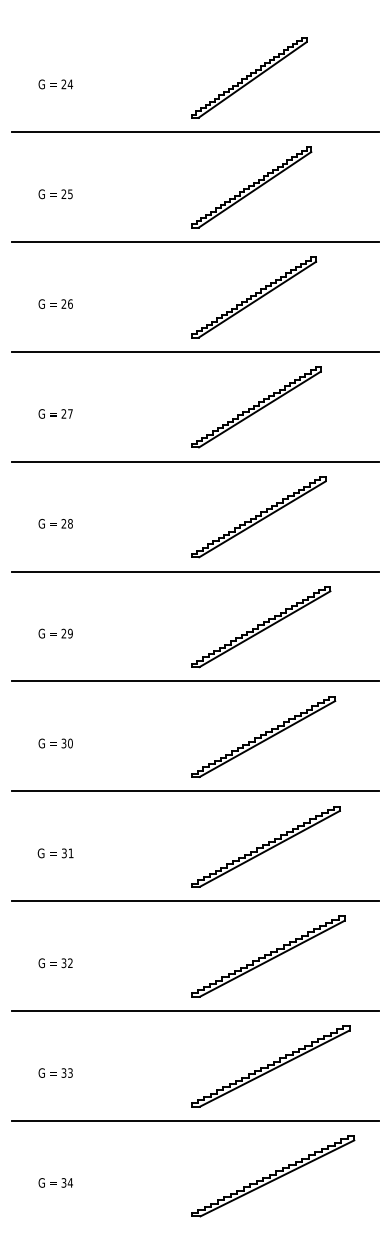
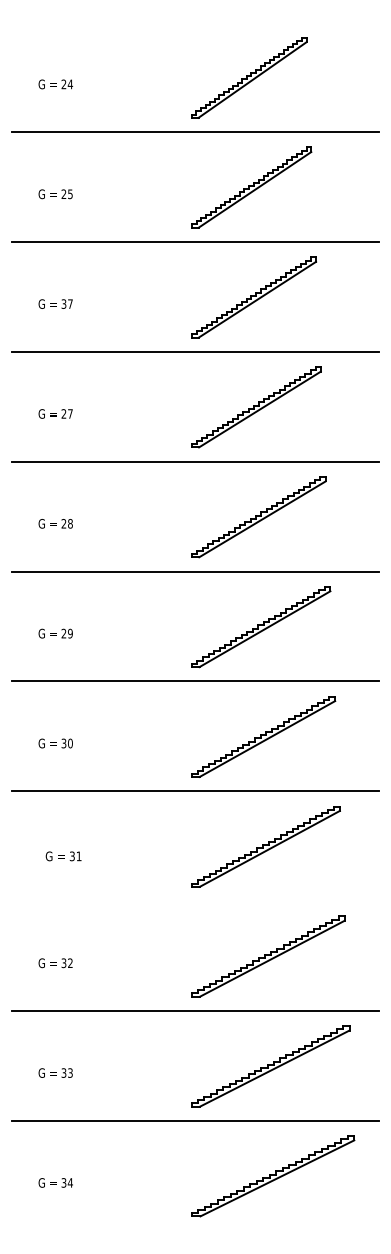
text: 26 -> 37 (66, 303)
text position: (55, 853) -> (63, 856) (63, 856)
line: present -> none (195, 901)
